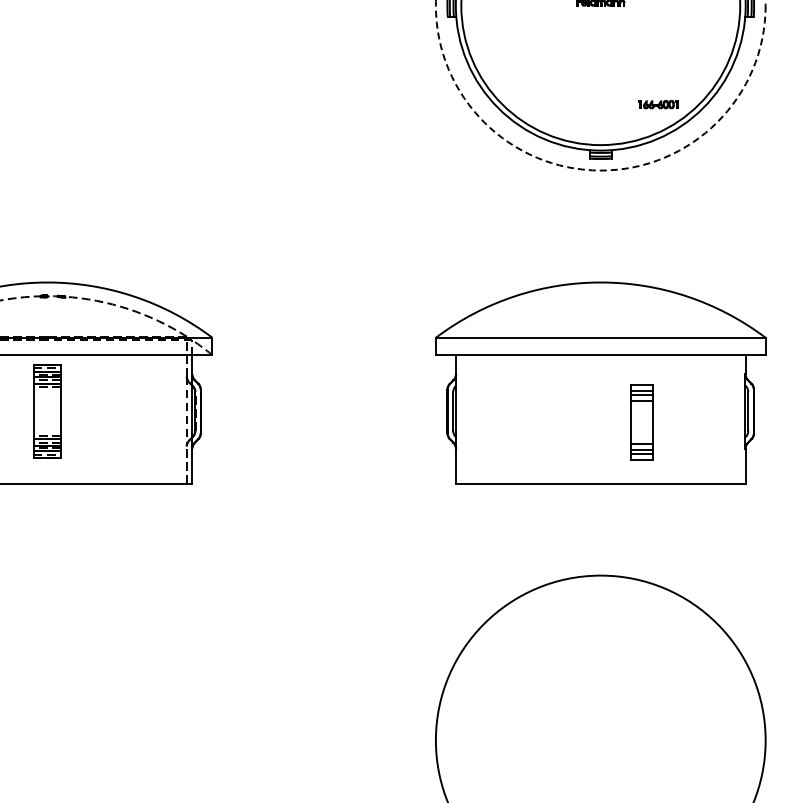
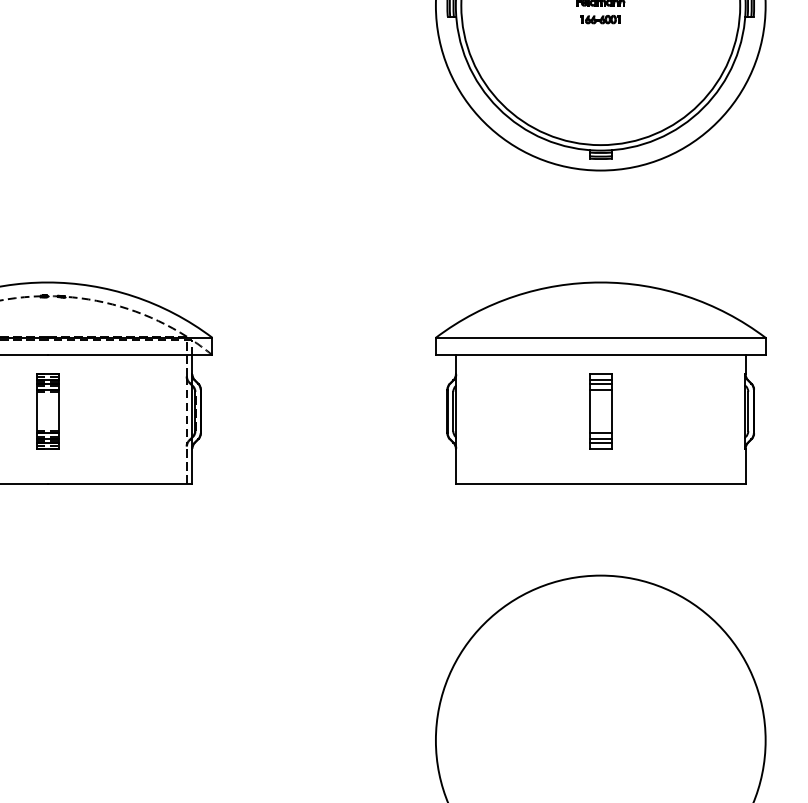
circle: dashed -> solid (600, 85)
part position: (658, 104) -> (600, 19) (600, 19)
part size: 29x95 px -> 24x77 px (47, 411)
part position: (641, 422) -> (600, 411) (600, 411)
